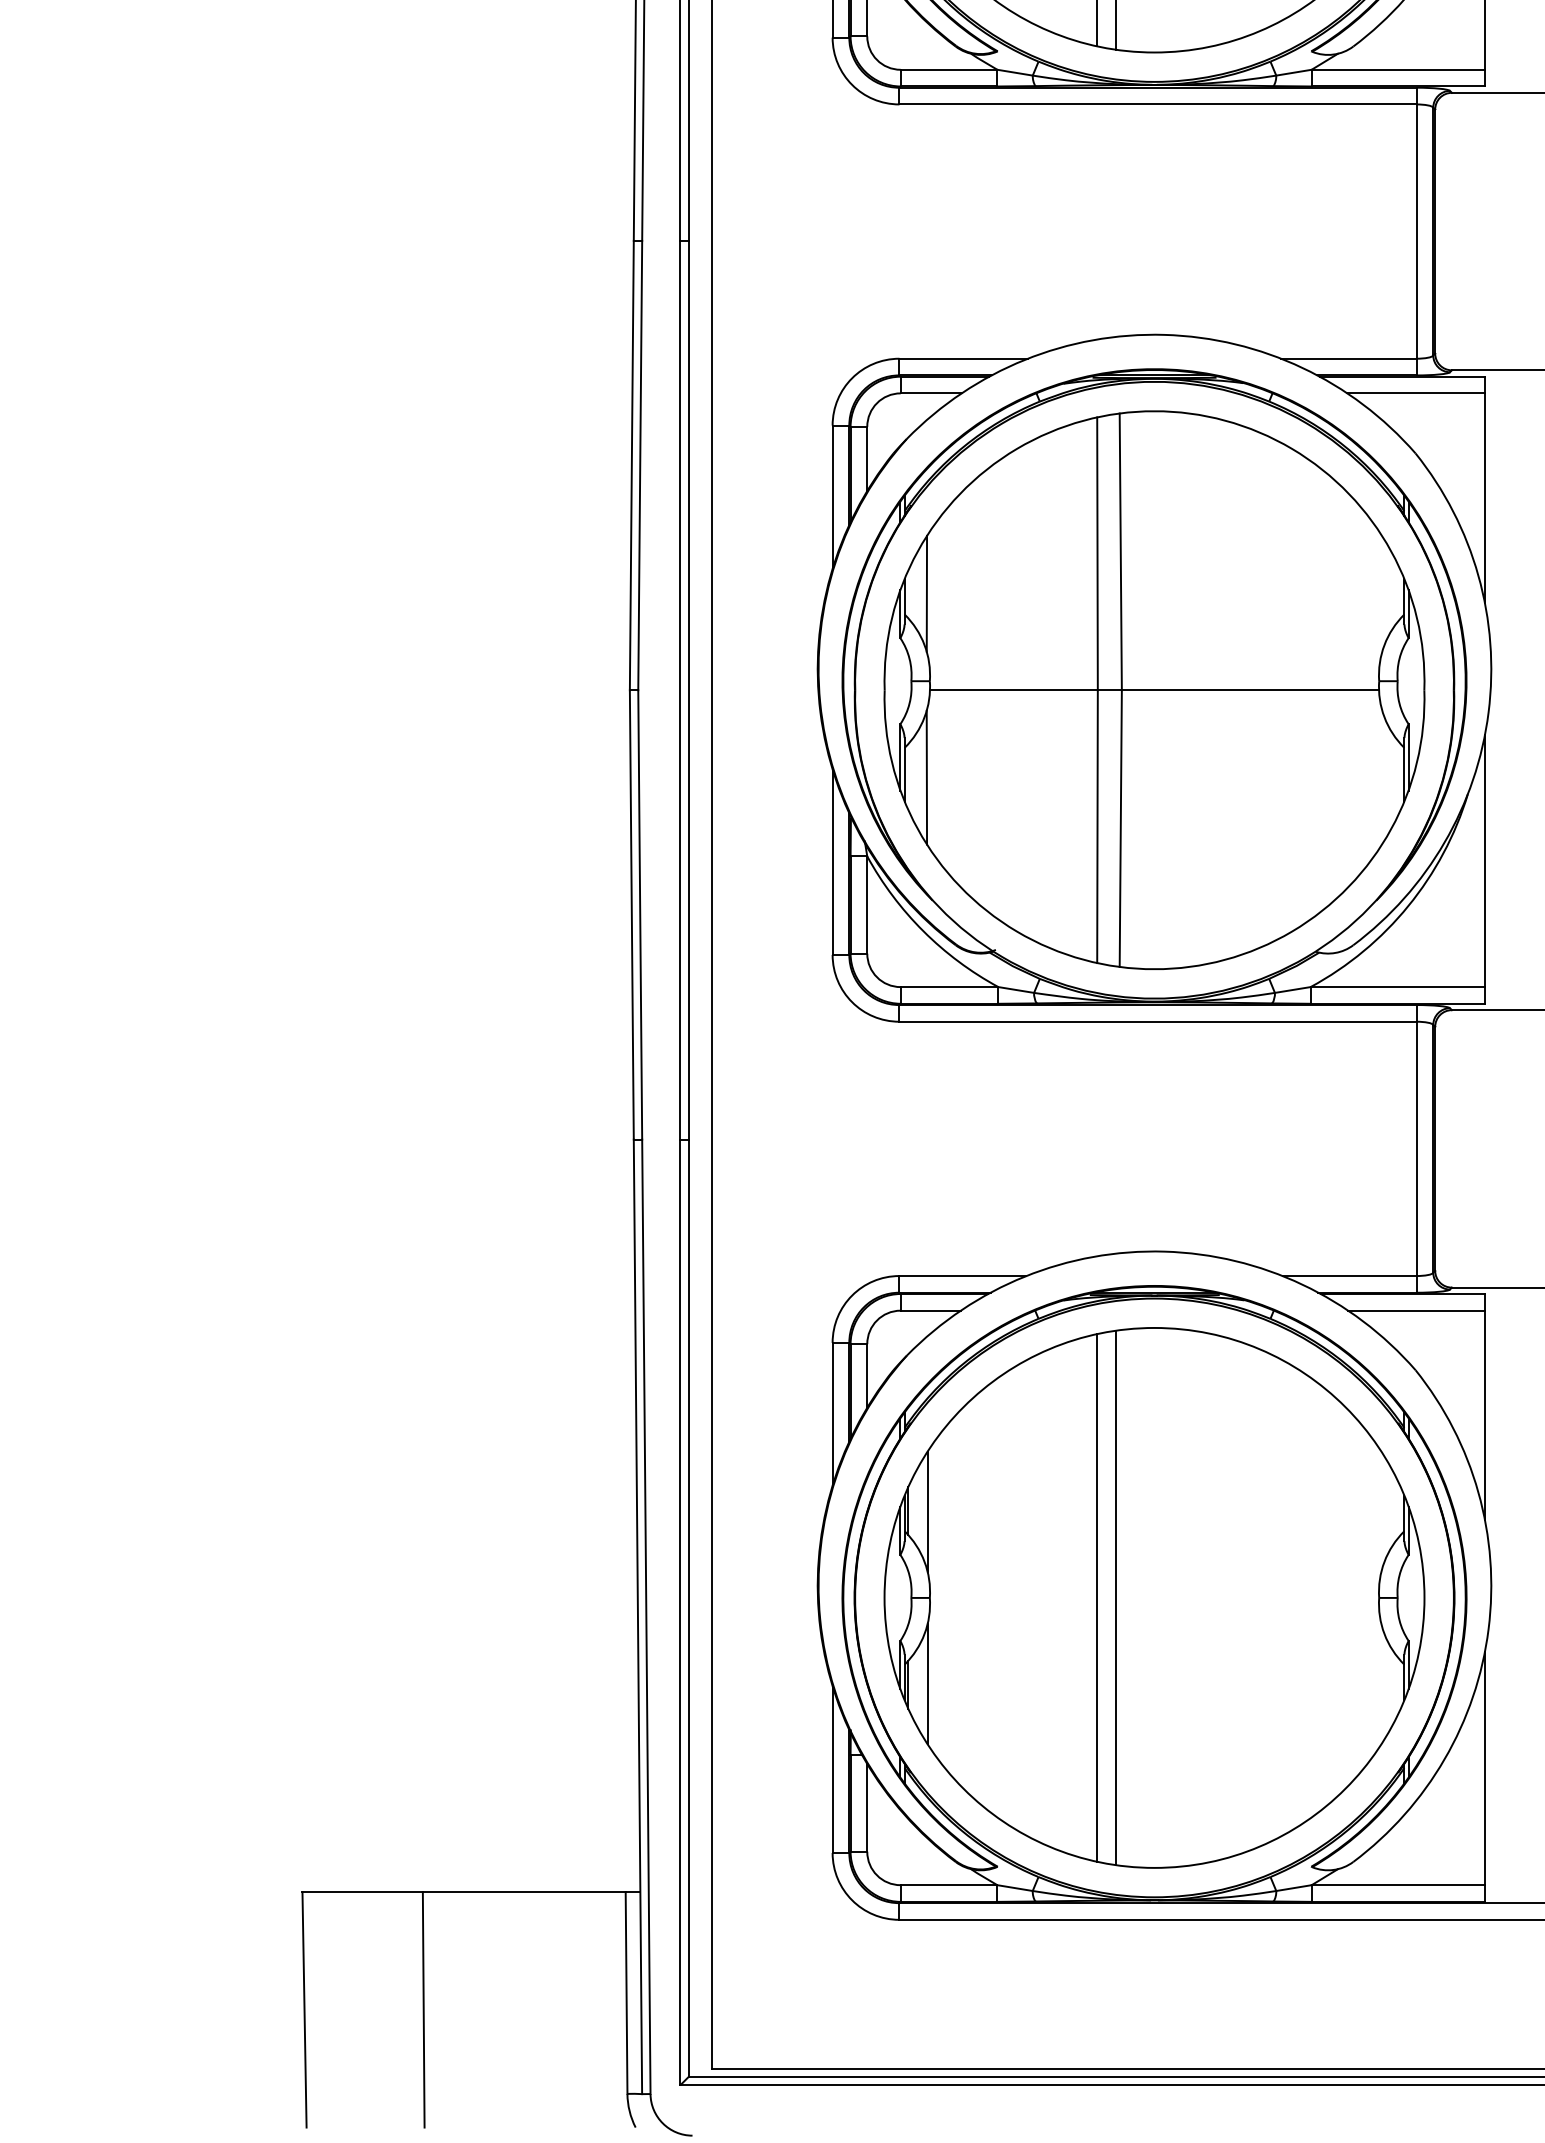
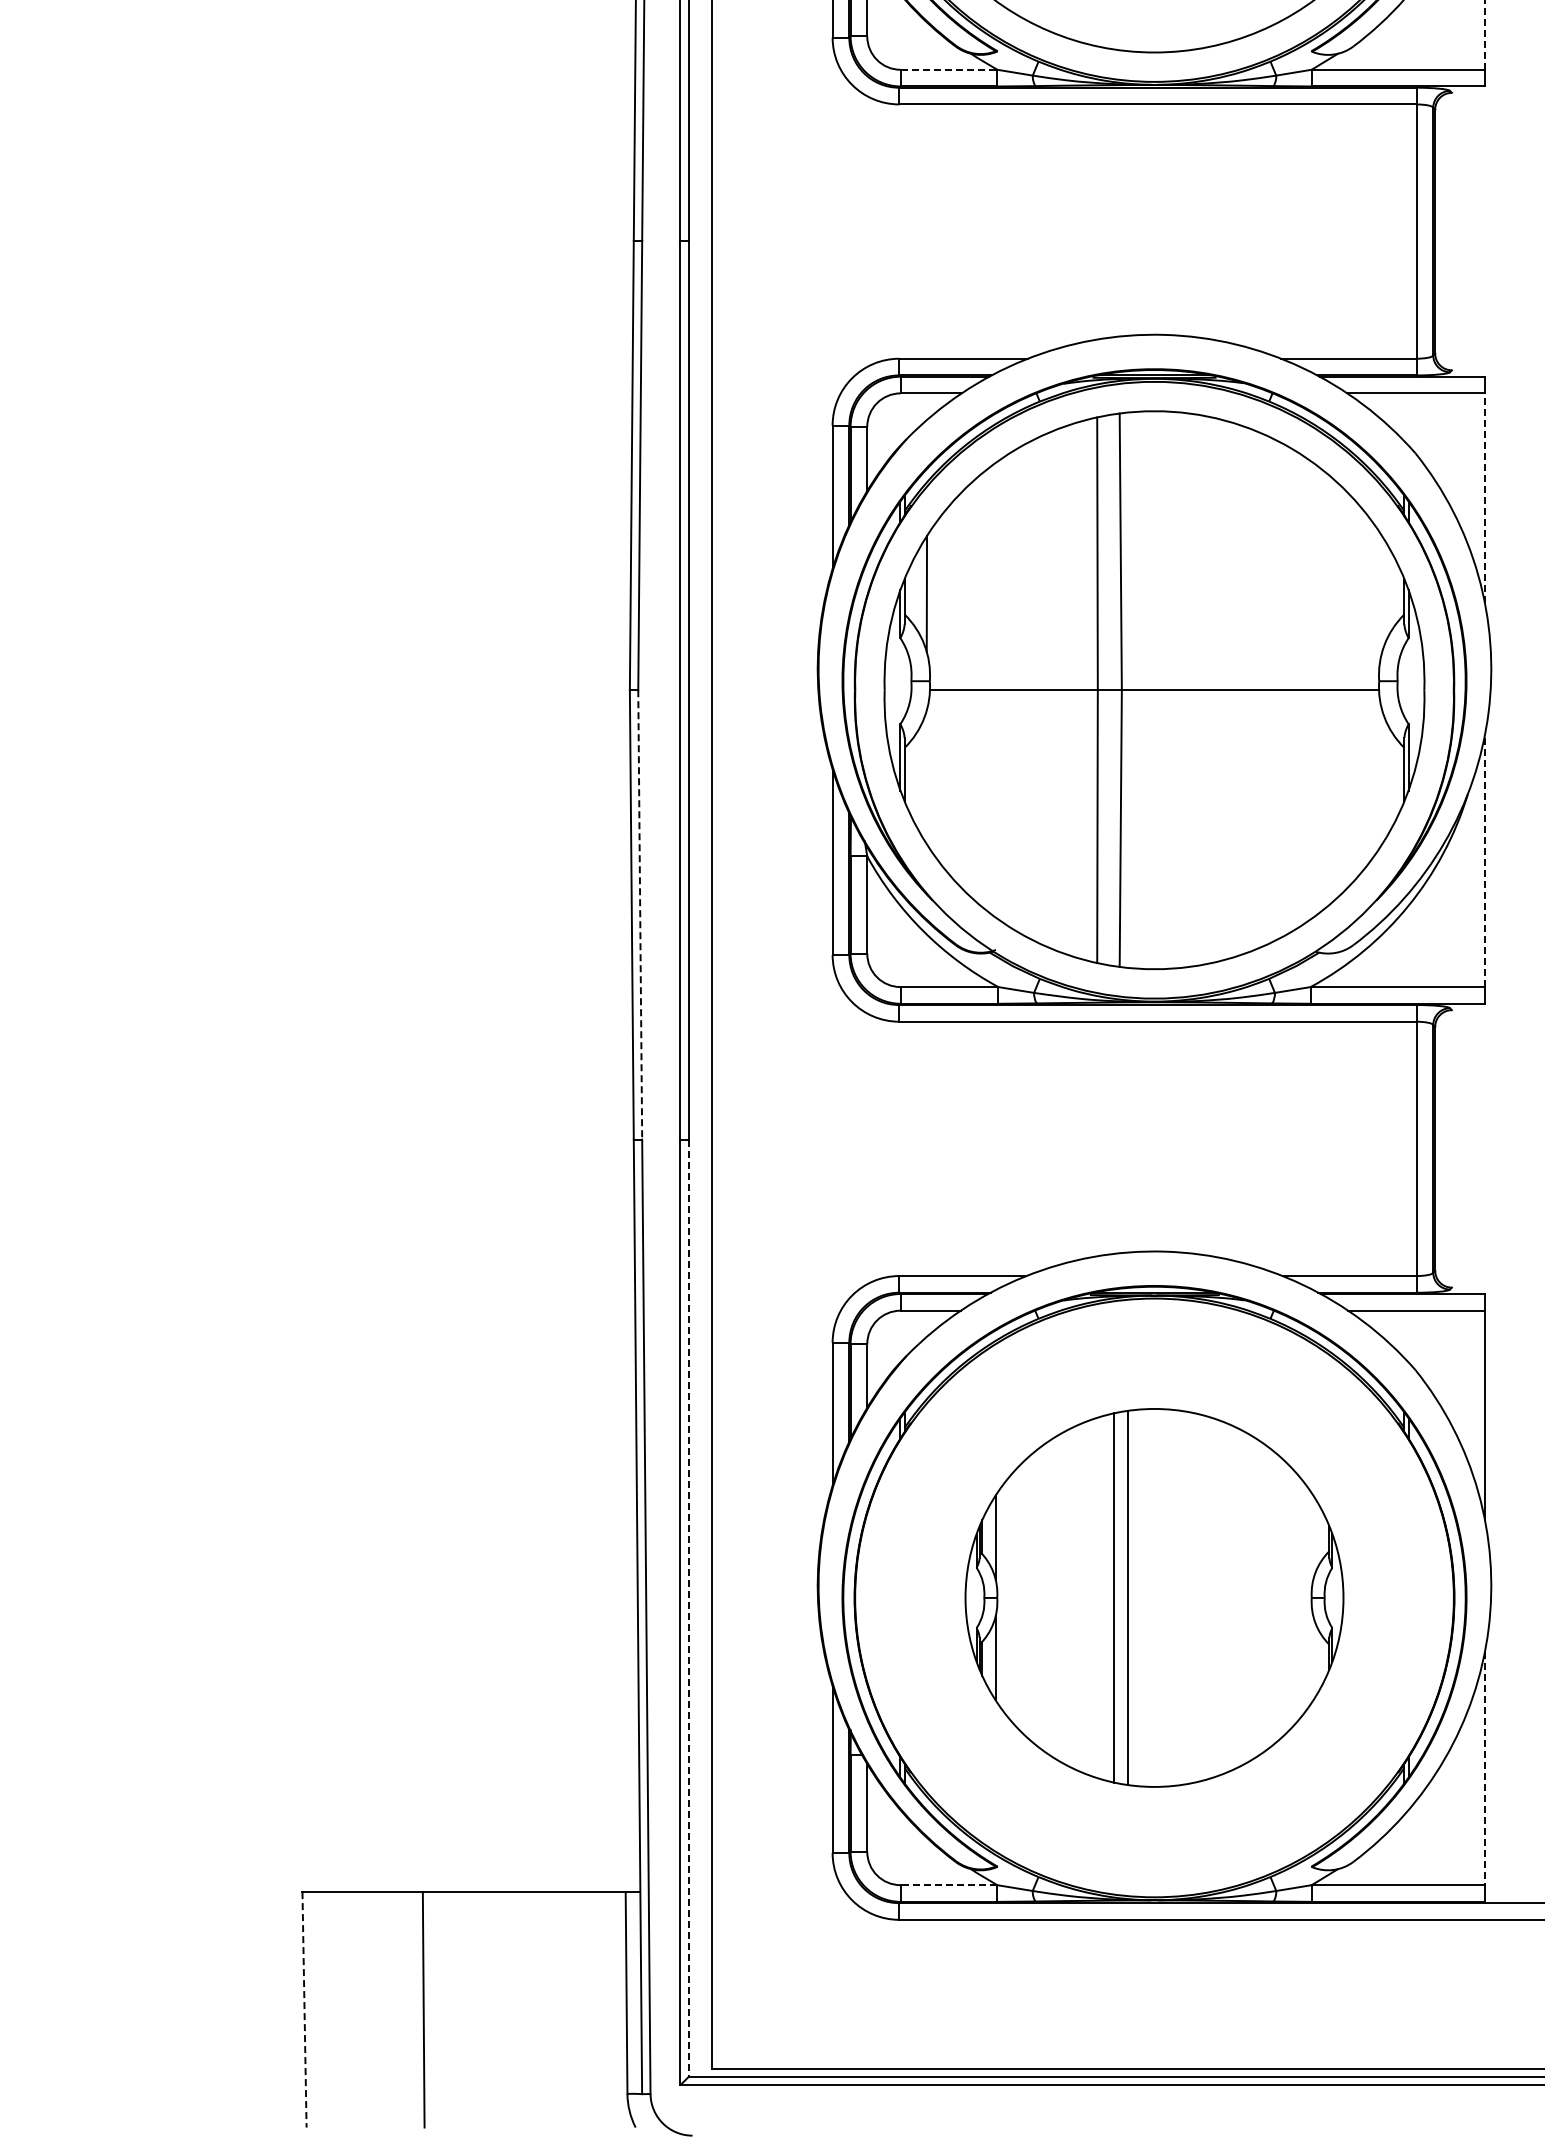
line: present -> none (1096, 24)
line: present -> none (1116, 25)
line: solid -> dashed (1484, 34)
line: solid -> dashed (949, 69)
line: present -> none (1496, 92)
line: present -> none (1496, 370)
line: solid -> dashed (1484, 498)
line: present -> none (926, 777)
line: solid -> dashed (1484, 860)
line: solid -> dashed (640, 914)
line: present -> none (1496, 1010)
line: present -> none (1496, 1287)
part size: 543x542 px -> 381x380 px (1154, 1597)
line: solid -> dashed (688, 1608)
line: solid -> dashed (1484, 1768)
line: solid -> dashed (948, 1885)
line: solid -> dashed (304, 2009)
